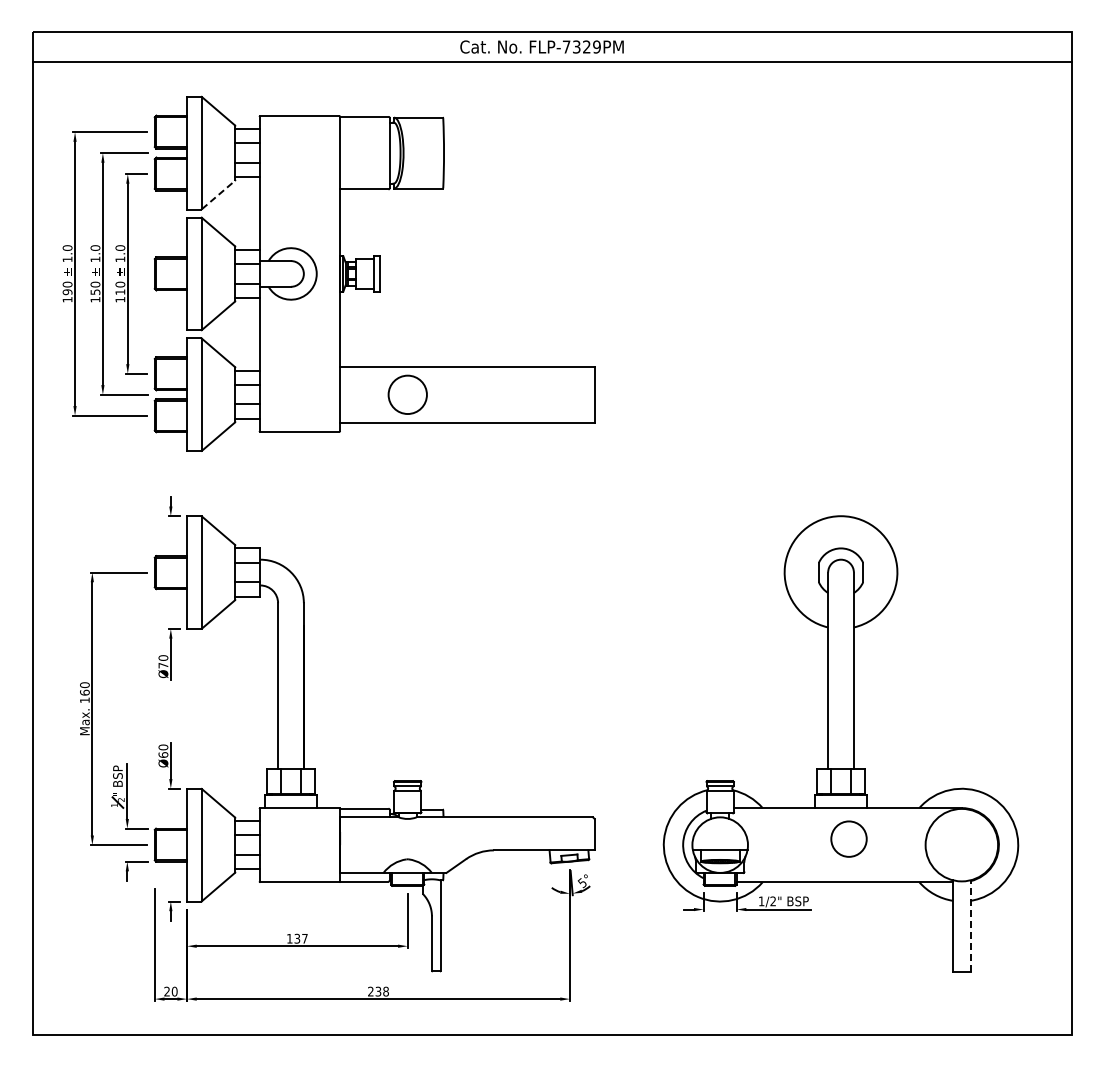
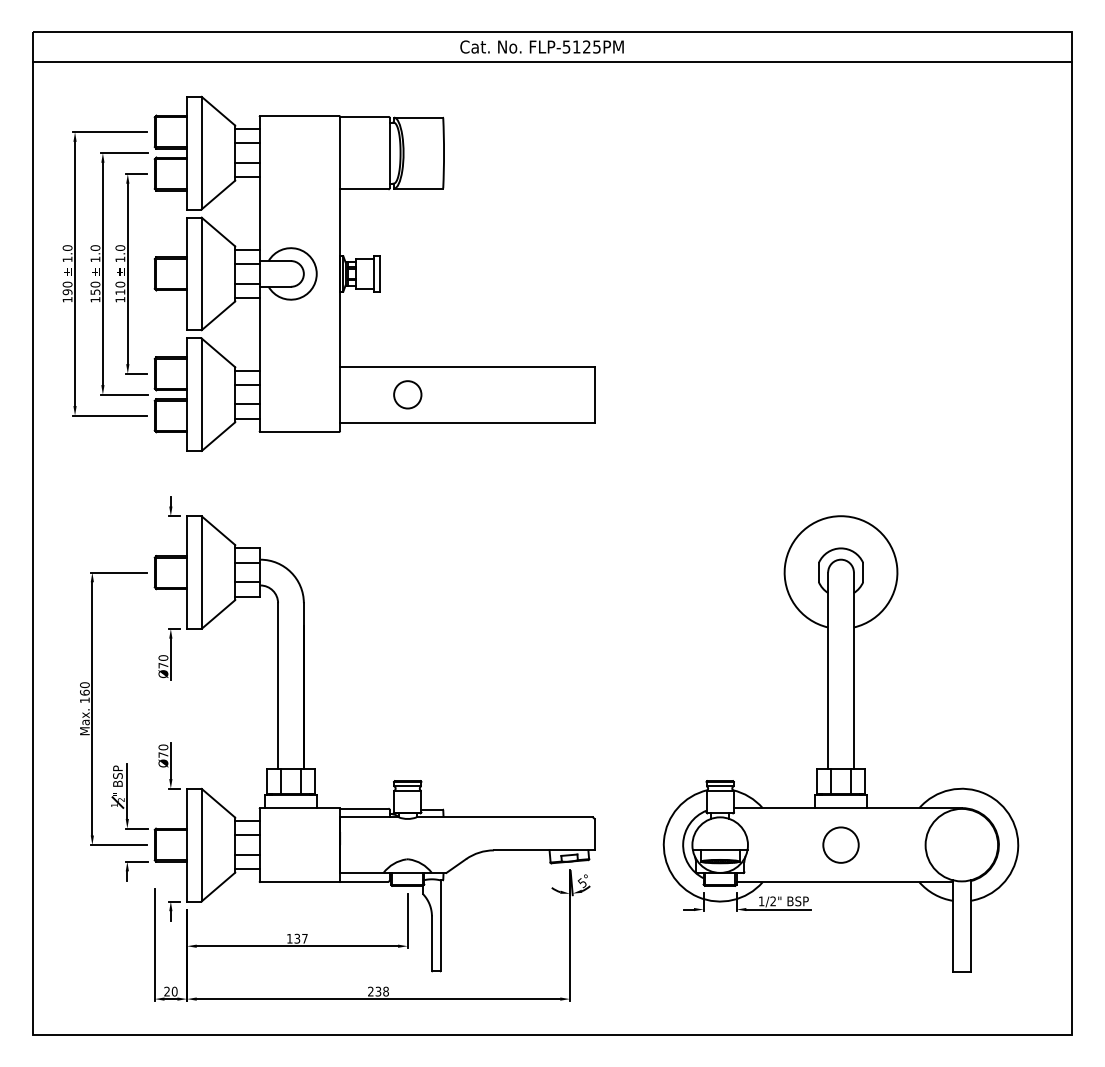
text: FLP-7329PM -> FLP-5125PM (581, 46)
line: dashed -> solid (218, 195)
circle diameter: 38 px -> 27 px (407, 394)
text: Ø60 -> Ø70 (163, 754)
circle position: (848, 838) -> (840, 844) (840, 844)
line: dashed -> solid (970, 925)
